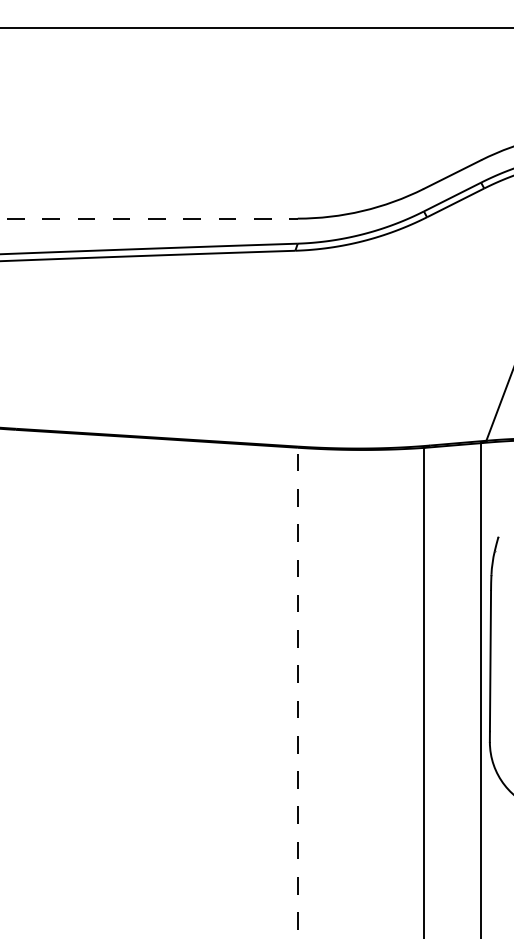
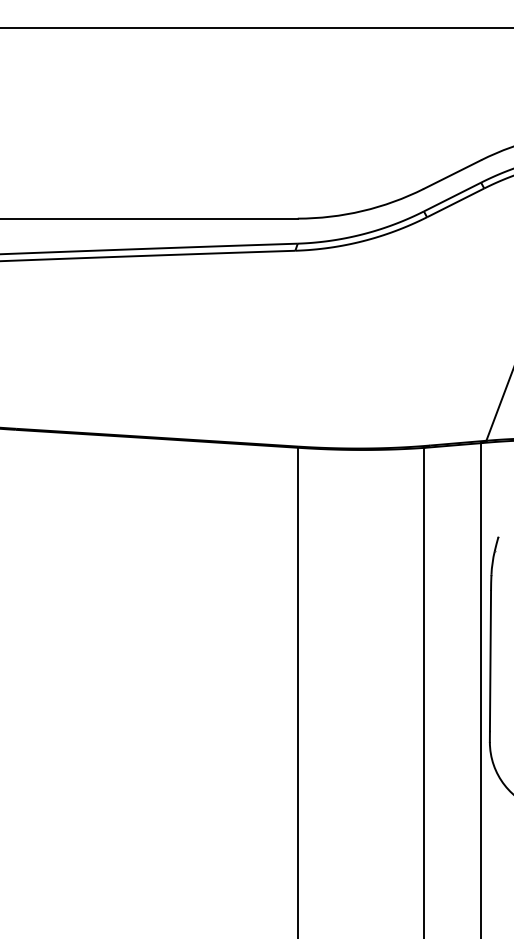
line: dashed -> solid (149, 218)
line: dashed -> solid (297, 692)
